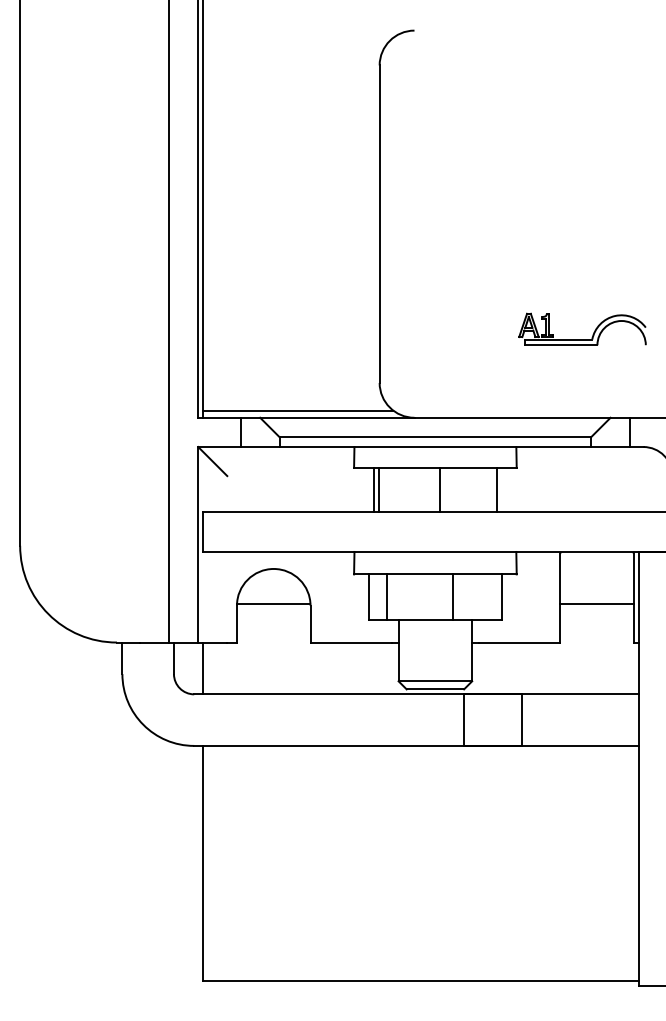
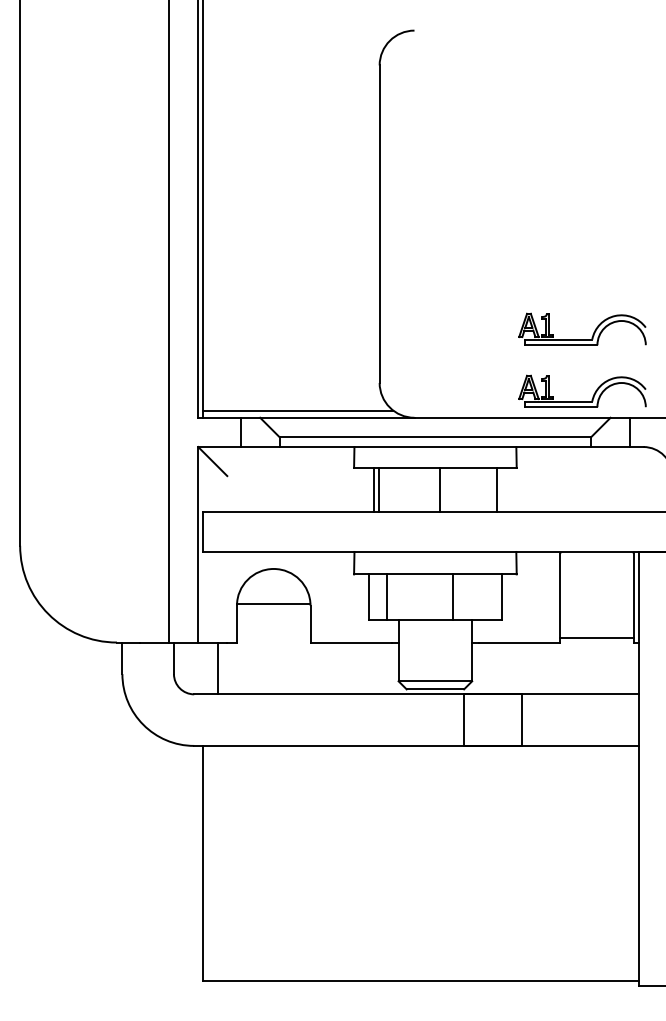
part: none -> present (582, 401)
line position: (596, 603) -> (596, 637) (596, 637)
line position: (203, 668) -> (218, 668) (218, 668)
